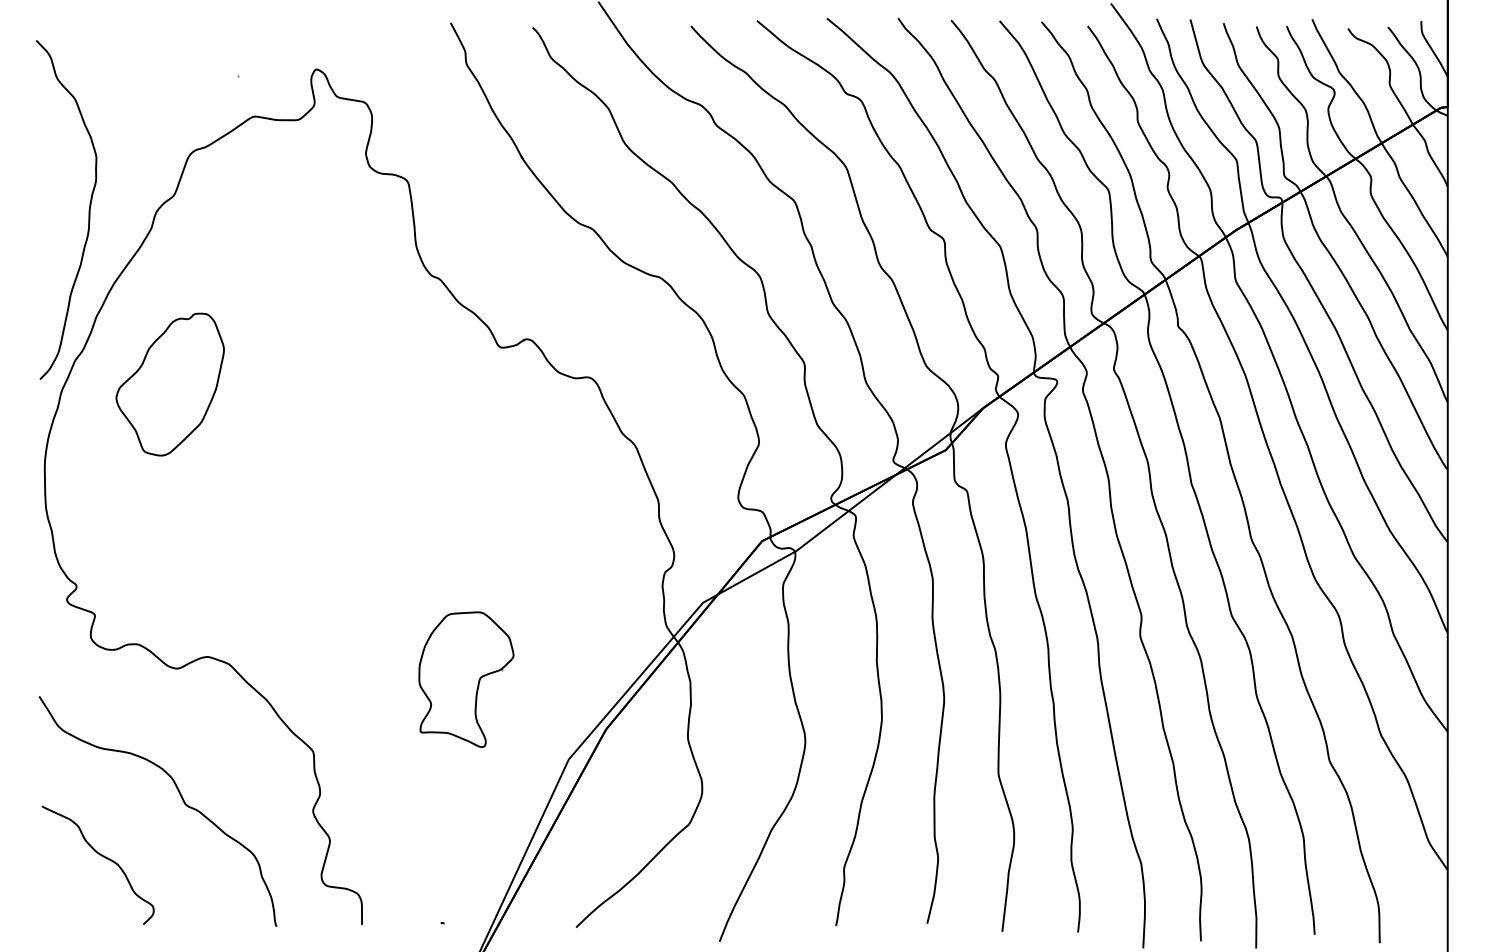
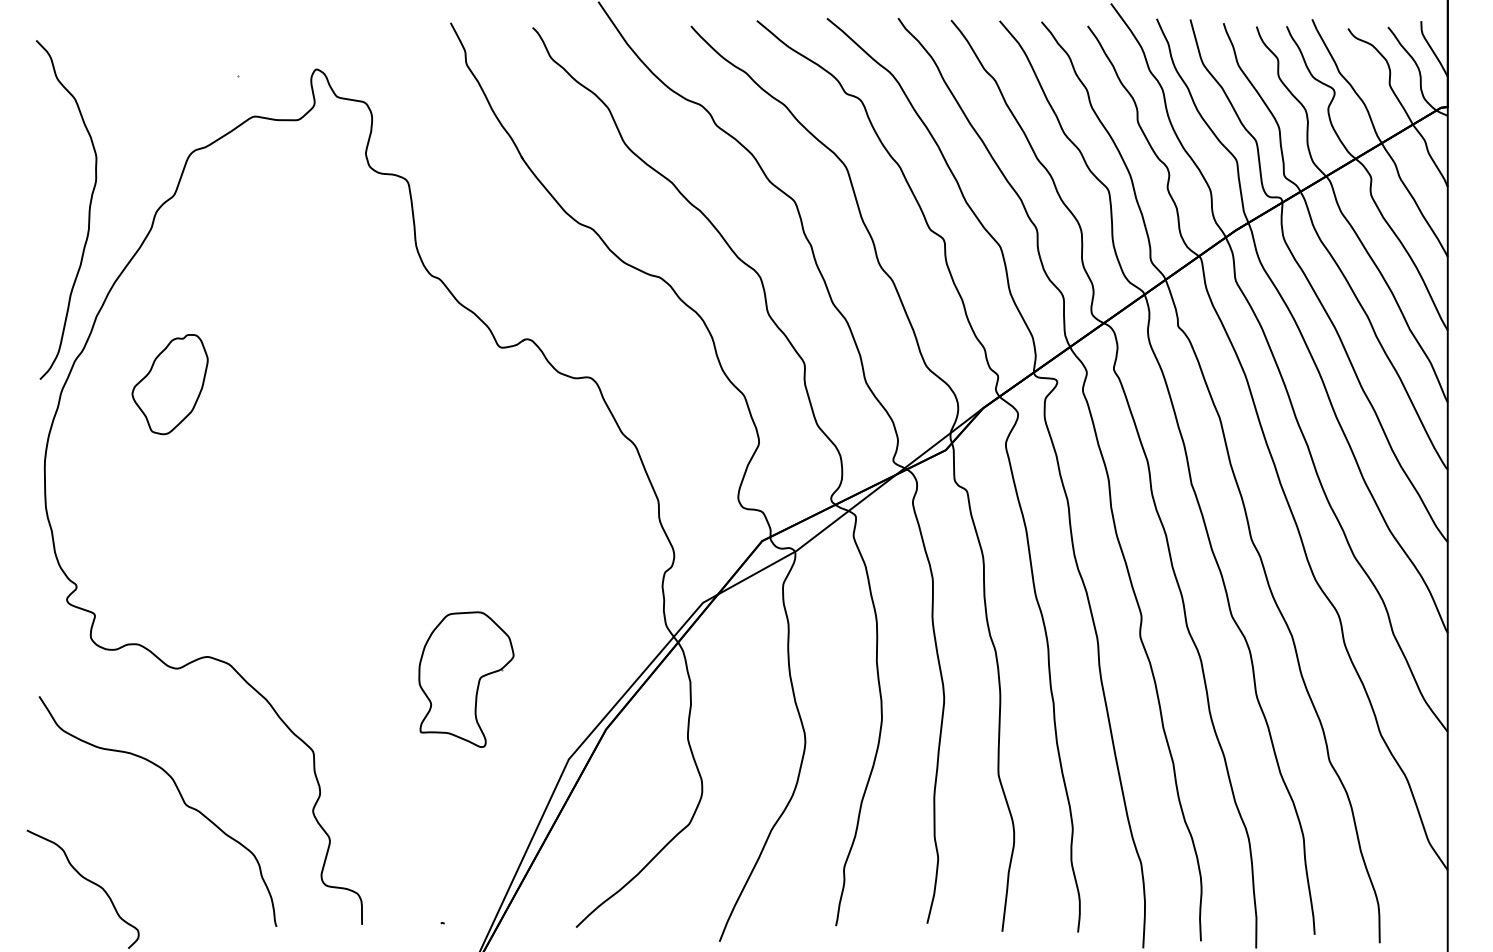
part size: 110x145 px -> 78x102 px (169, 384)
curve position: (101, 856) -> (86, 880) (86, 880)
